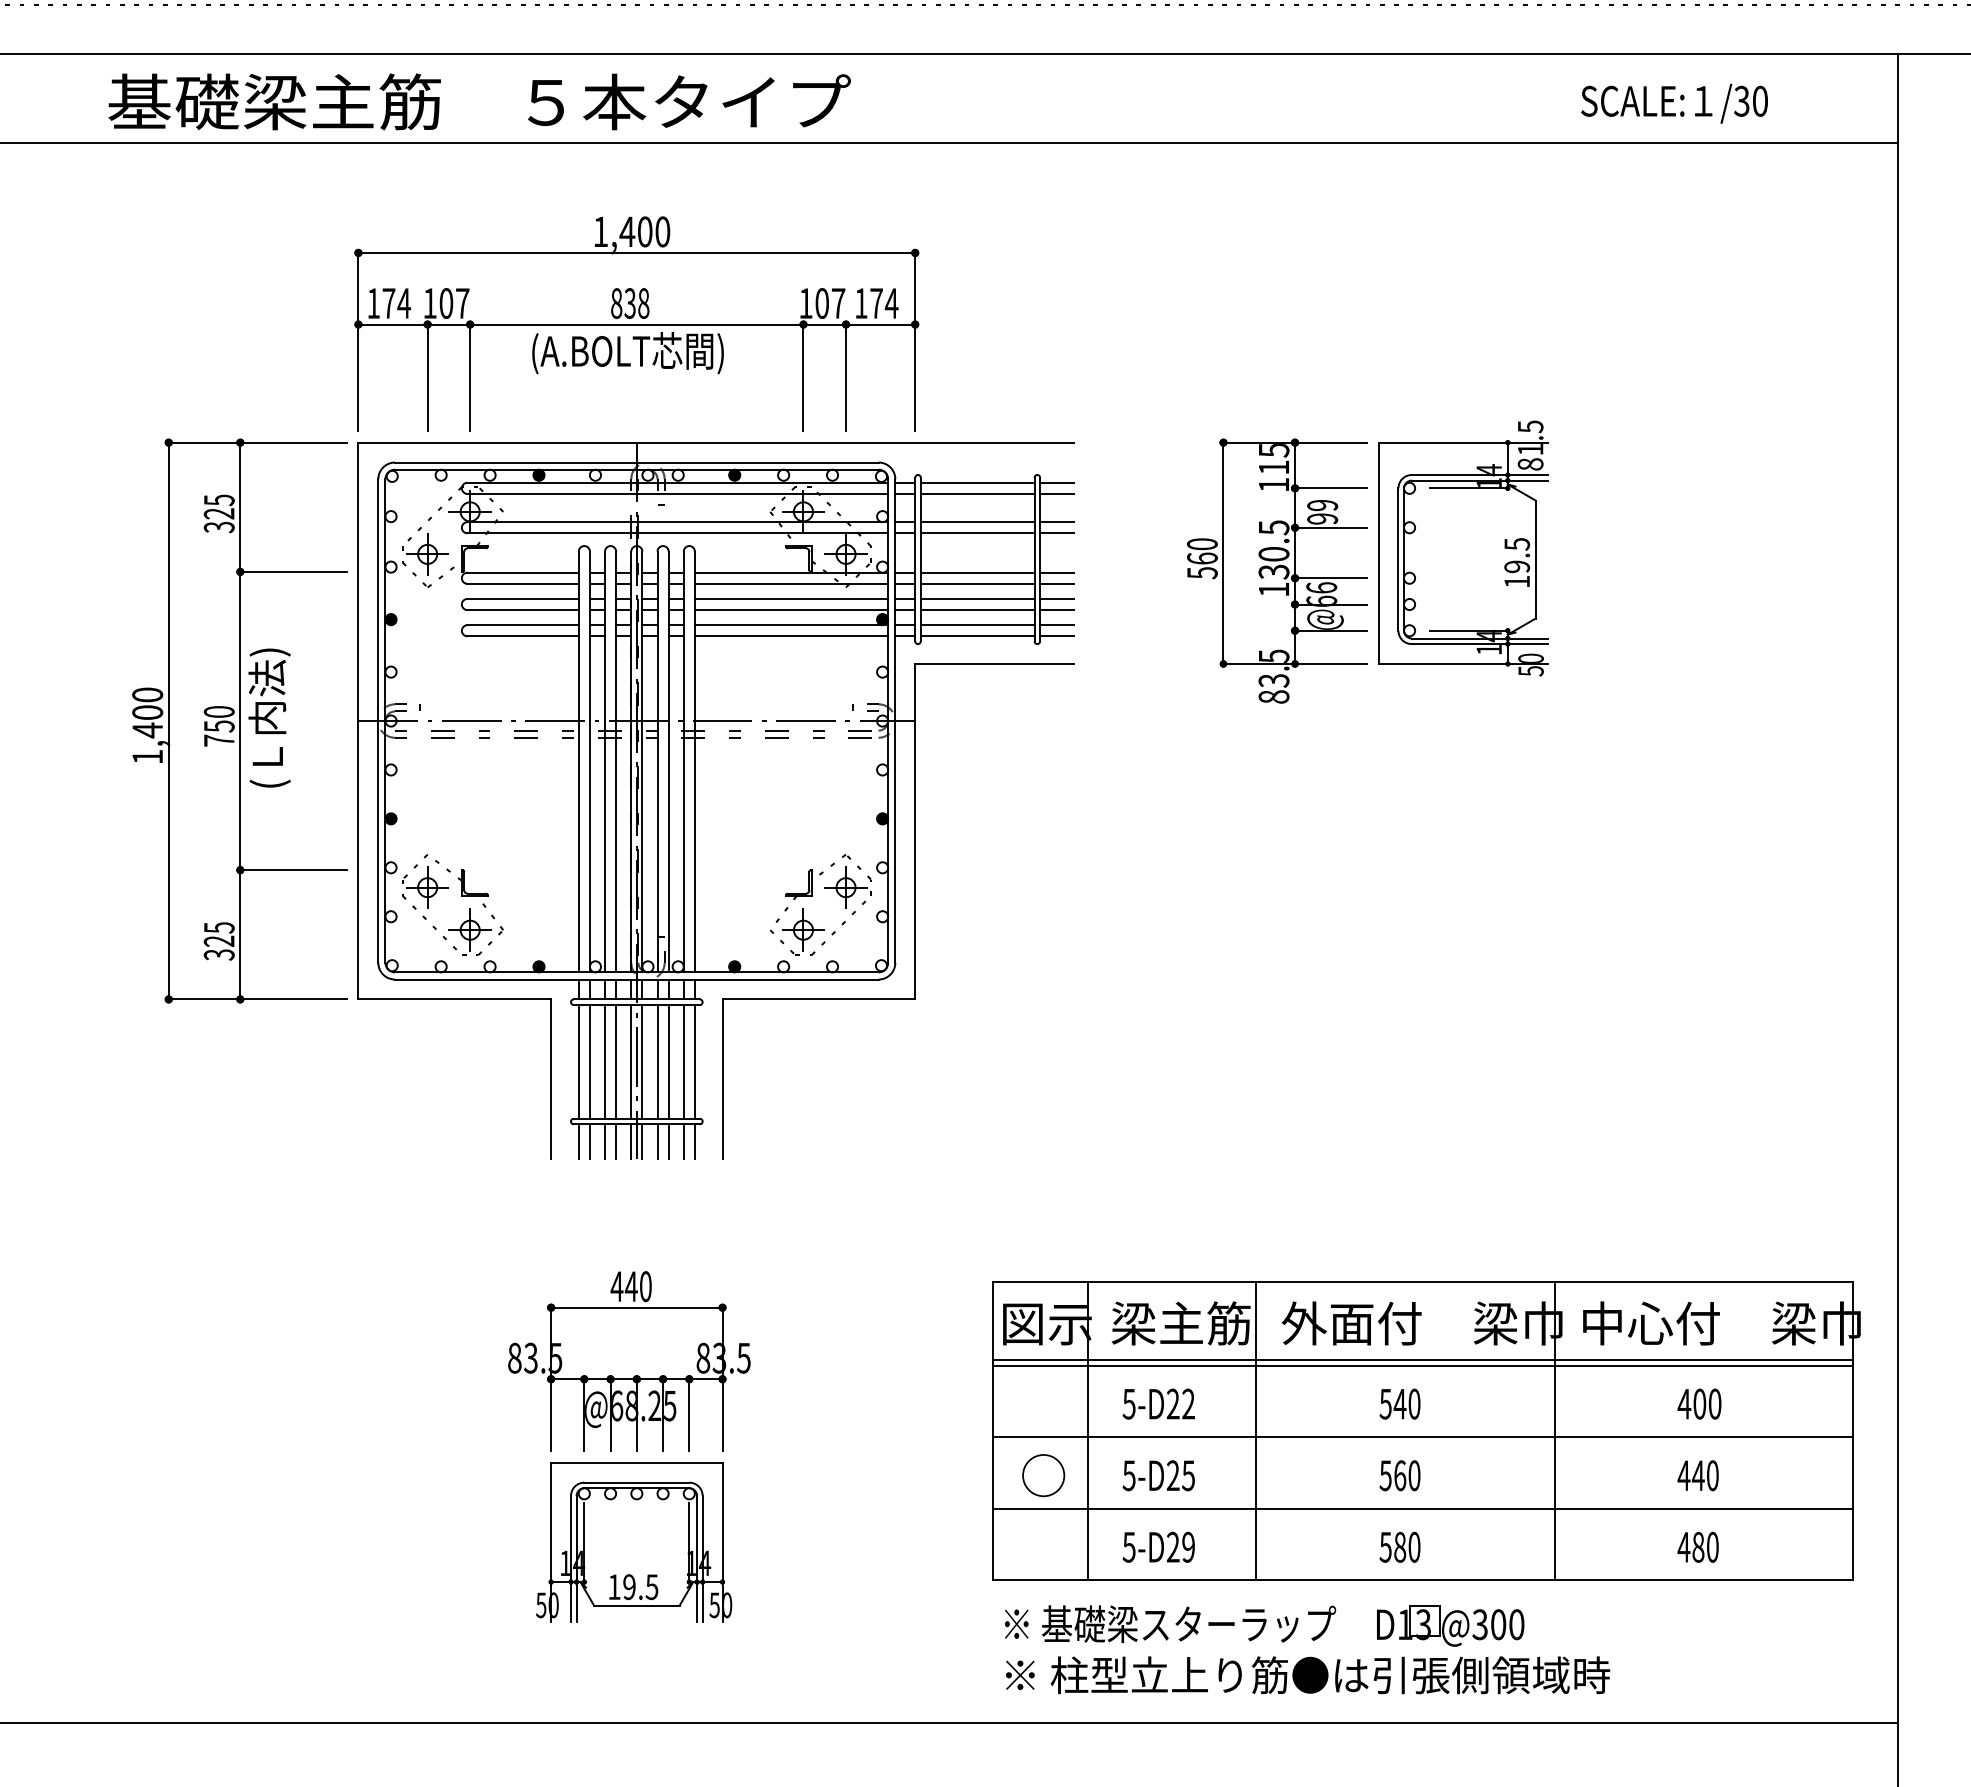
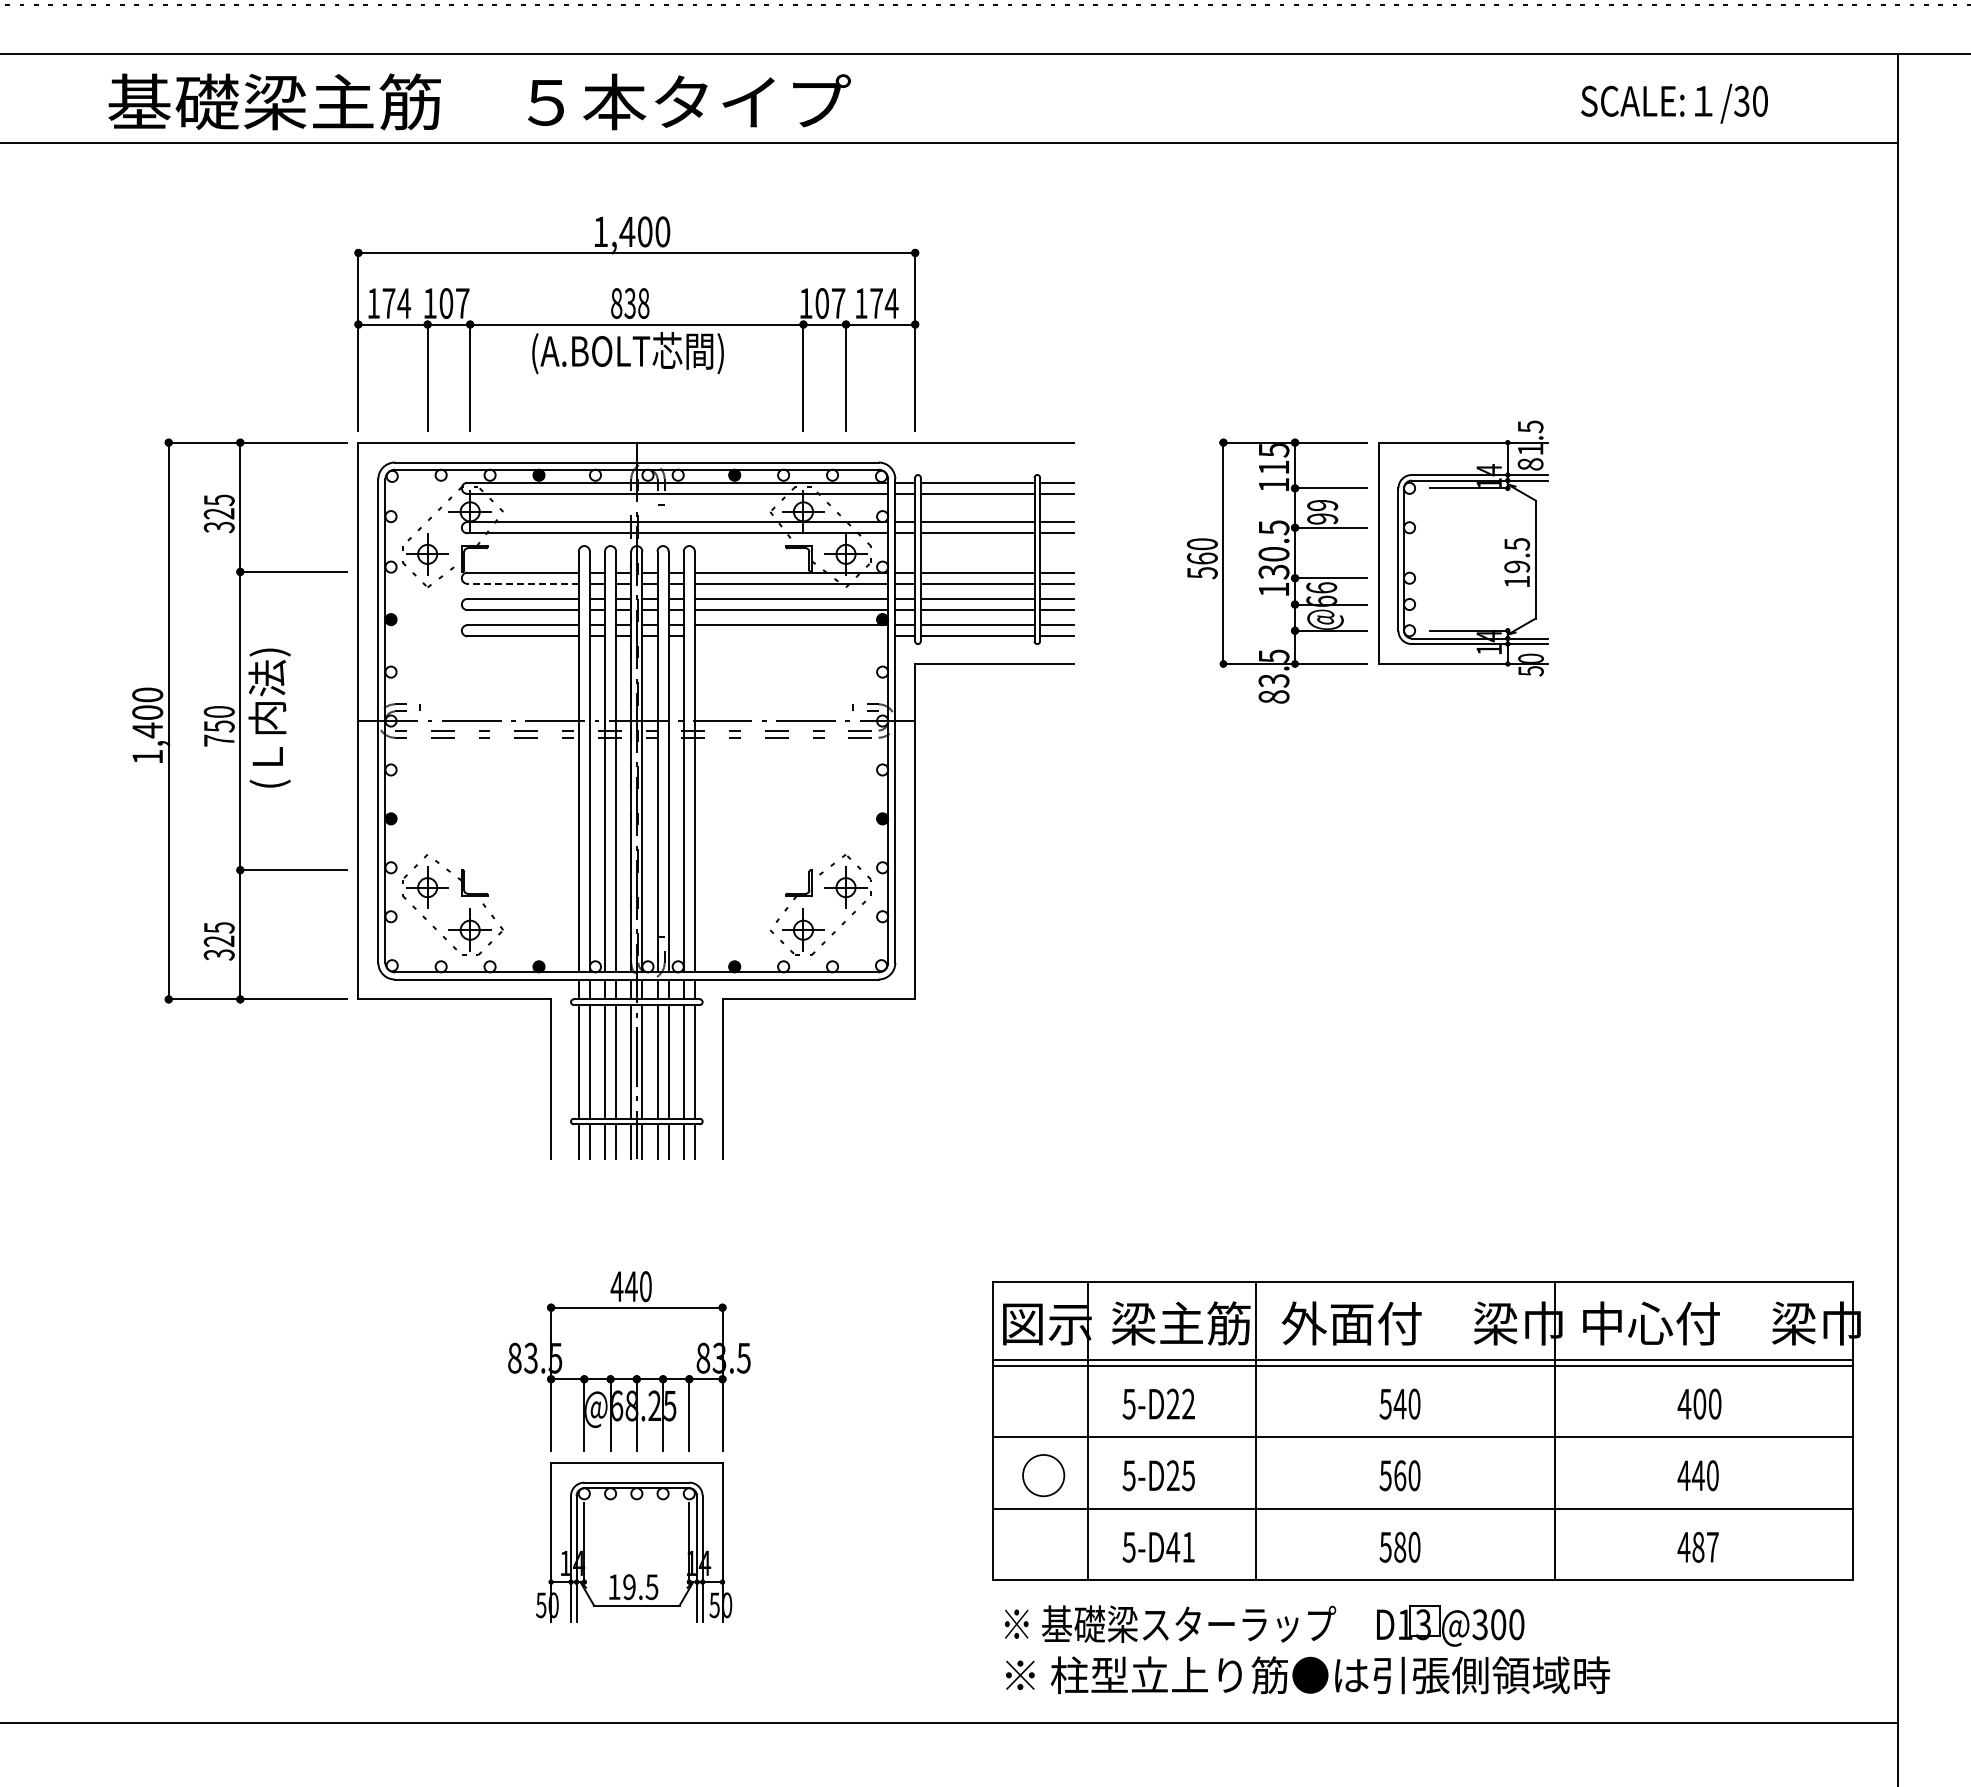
line: solid -> dashed (523, 583)
line: present -> none (791, 636)
text: 5-D29 -> 5-D41 (1180, 1546)
text: 480 -> 487 (1712, 1546)
